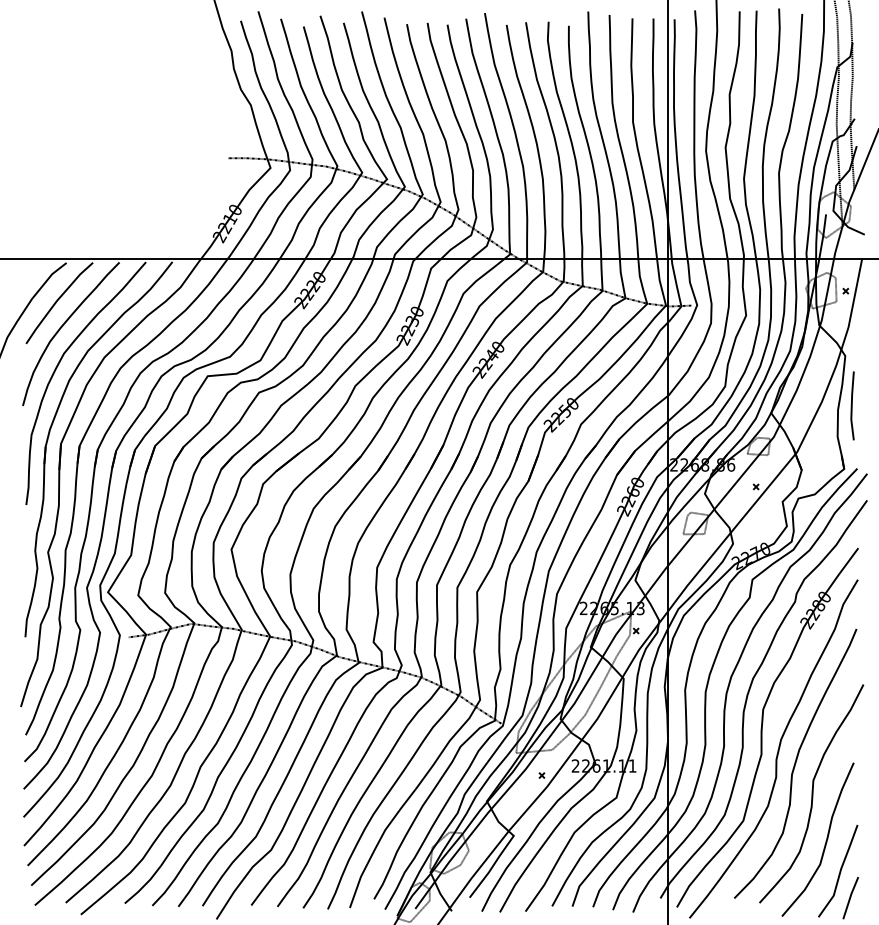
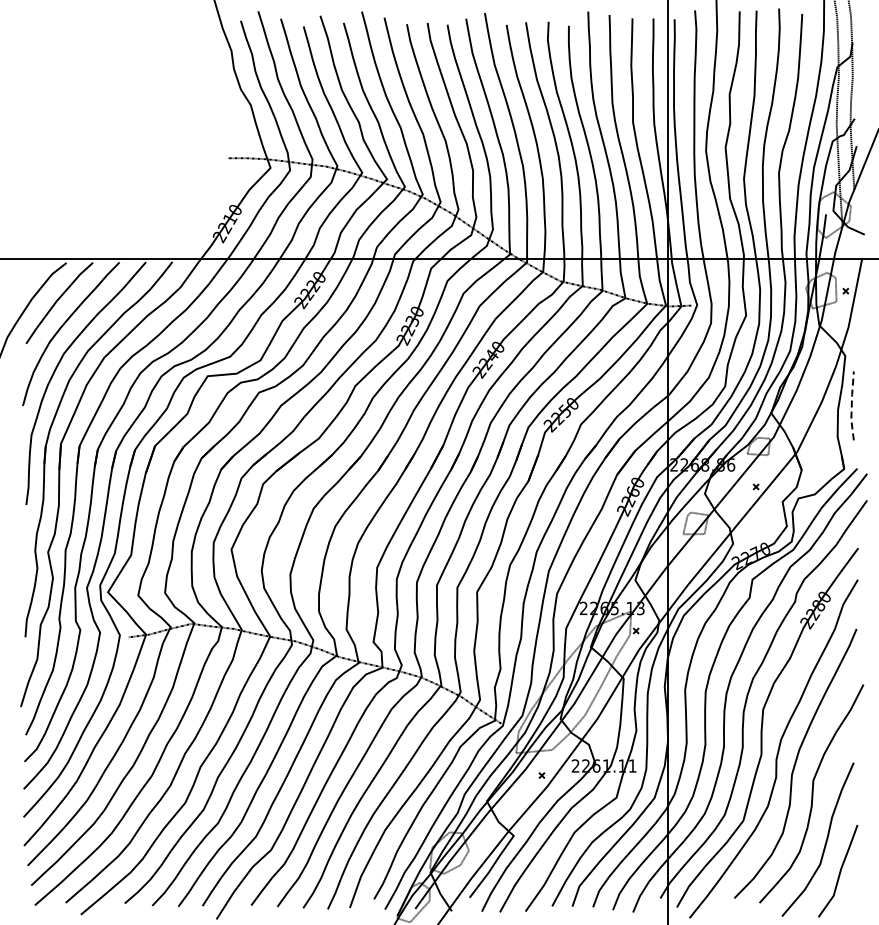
line: solid -> dashed (851, 405)
line: present -> none (850, 898)
